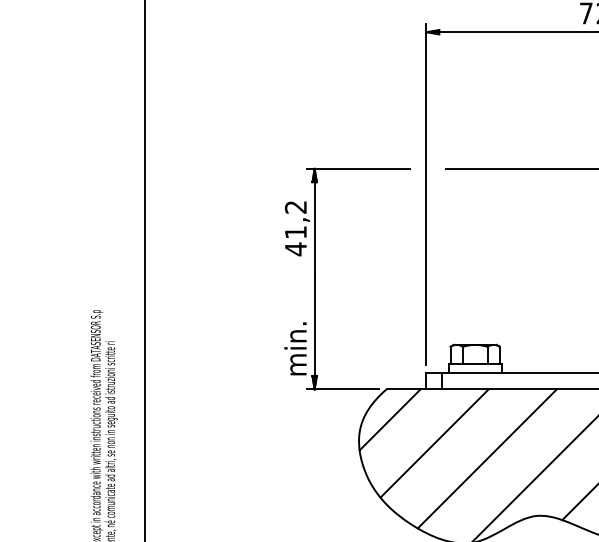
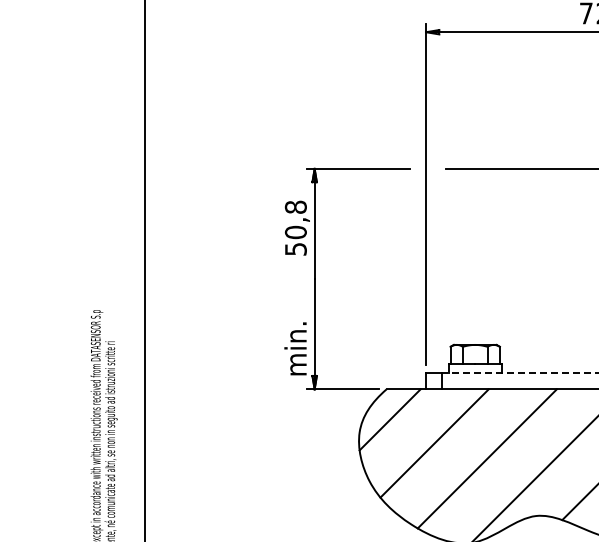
text: 41,2 -> 50,8 (295, 228)
line: solid -> dashed (519, 373)
